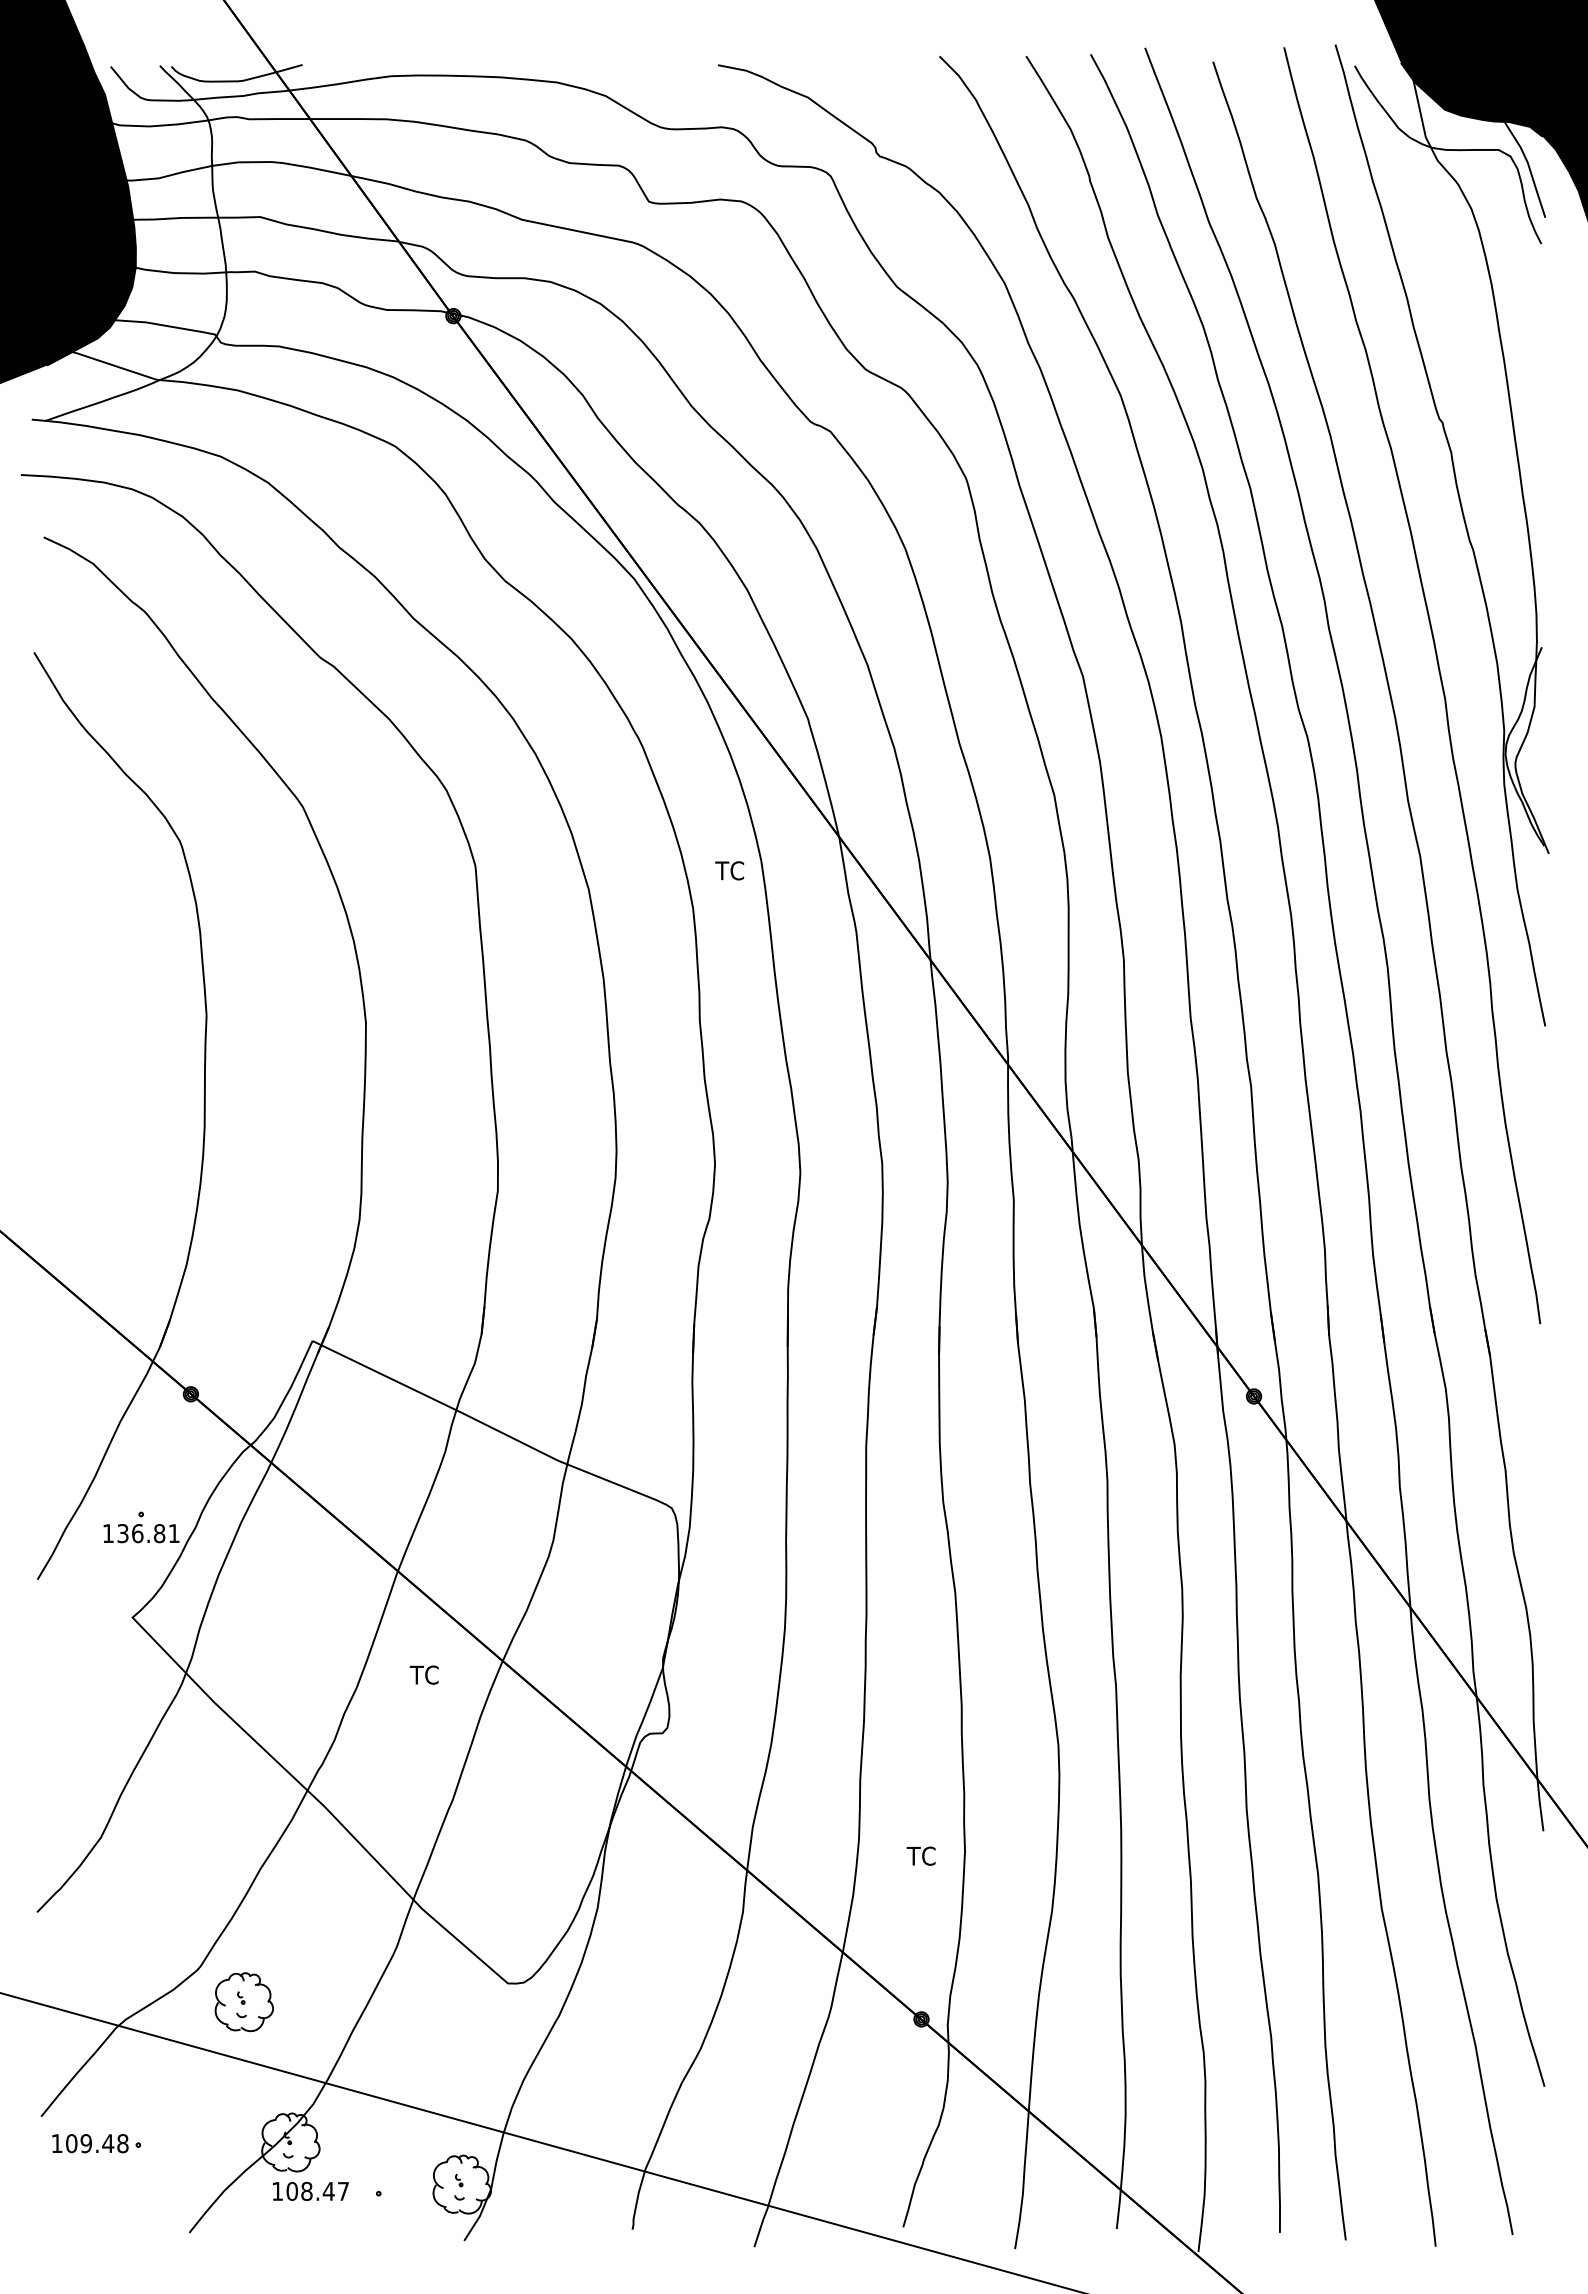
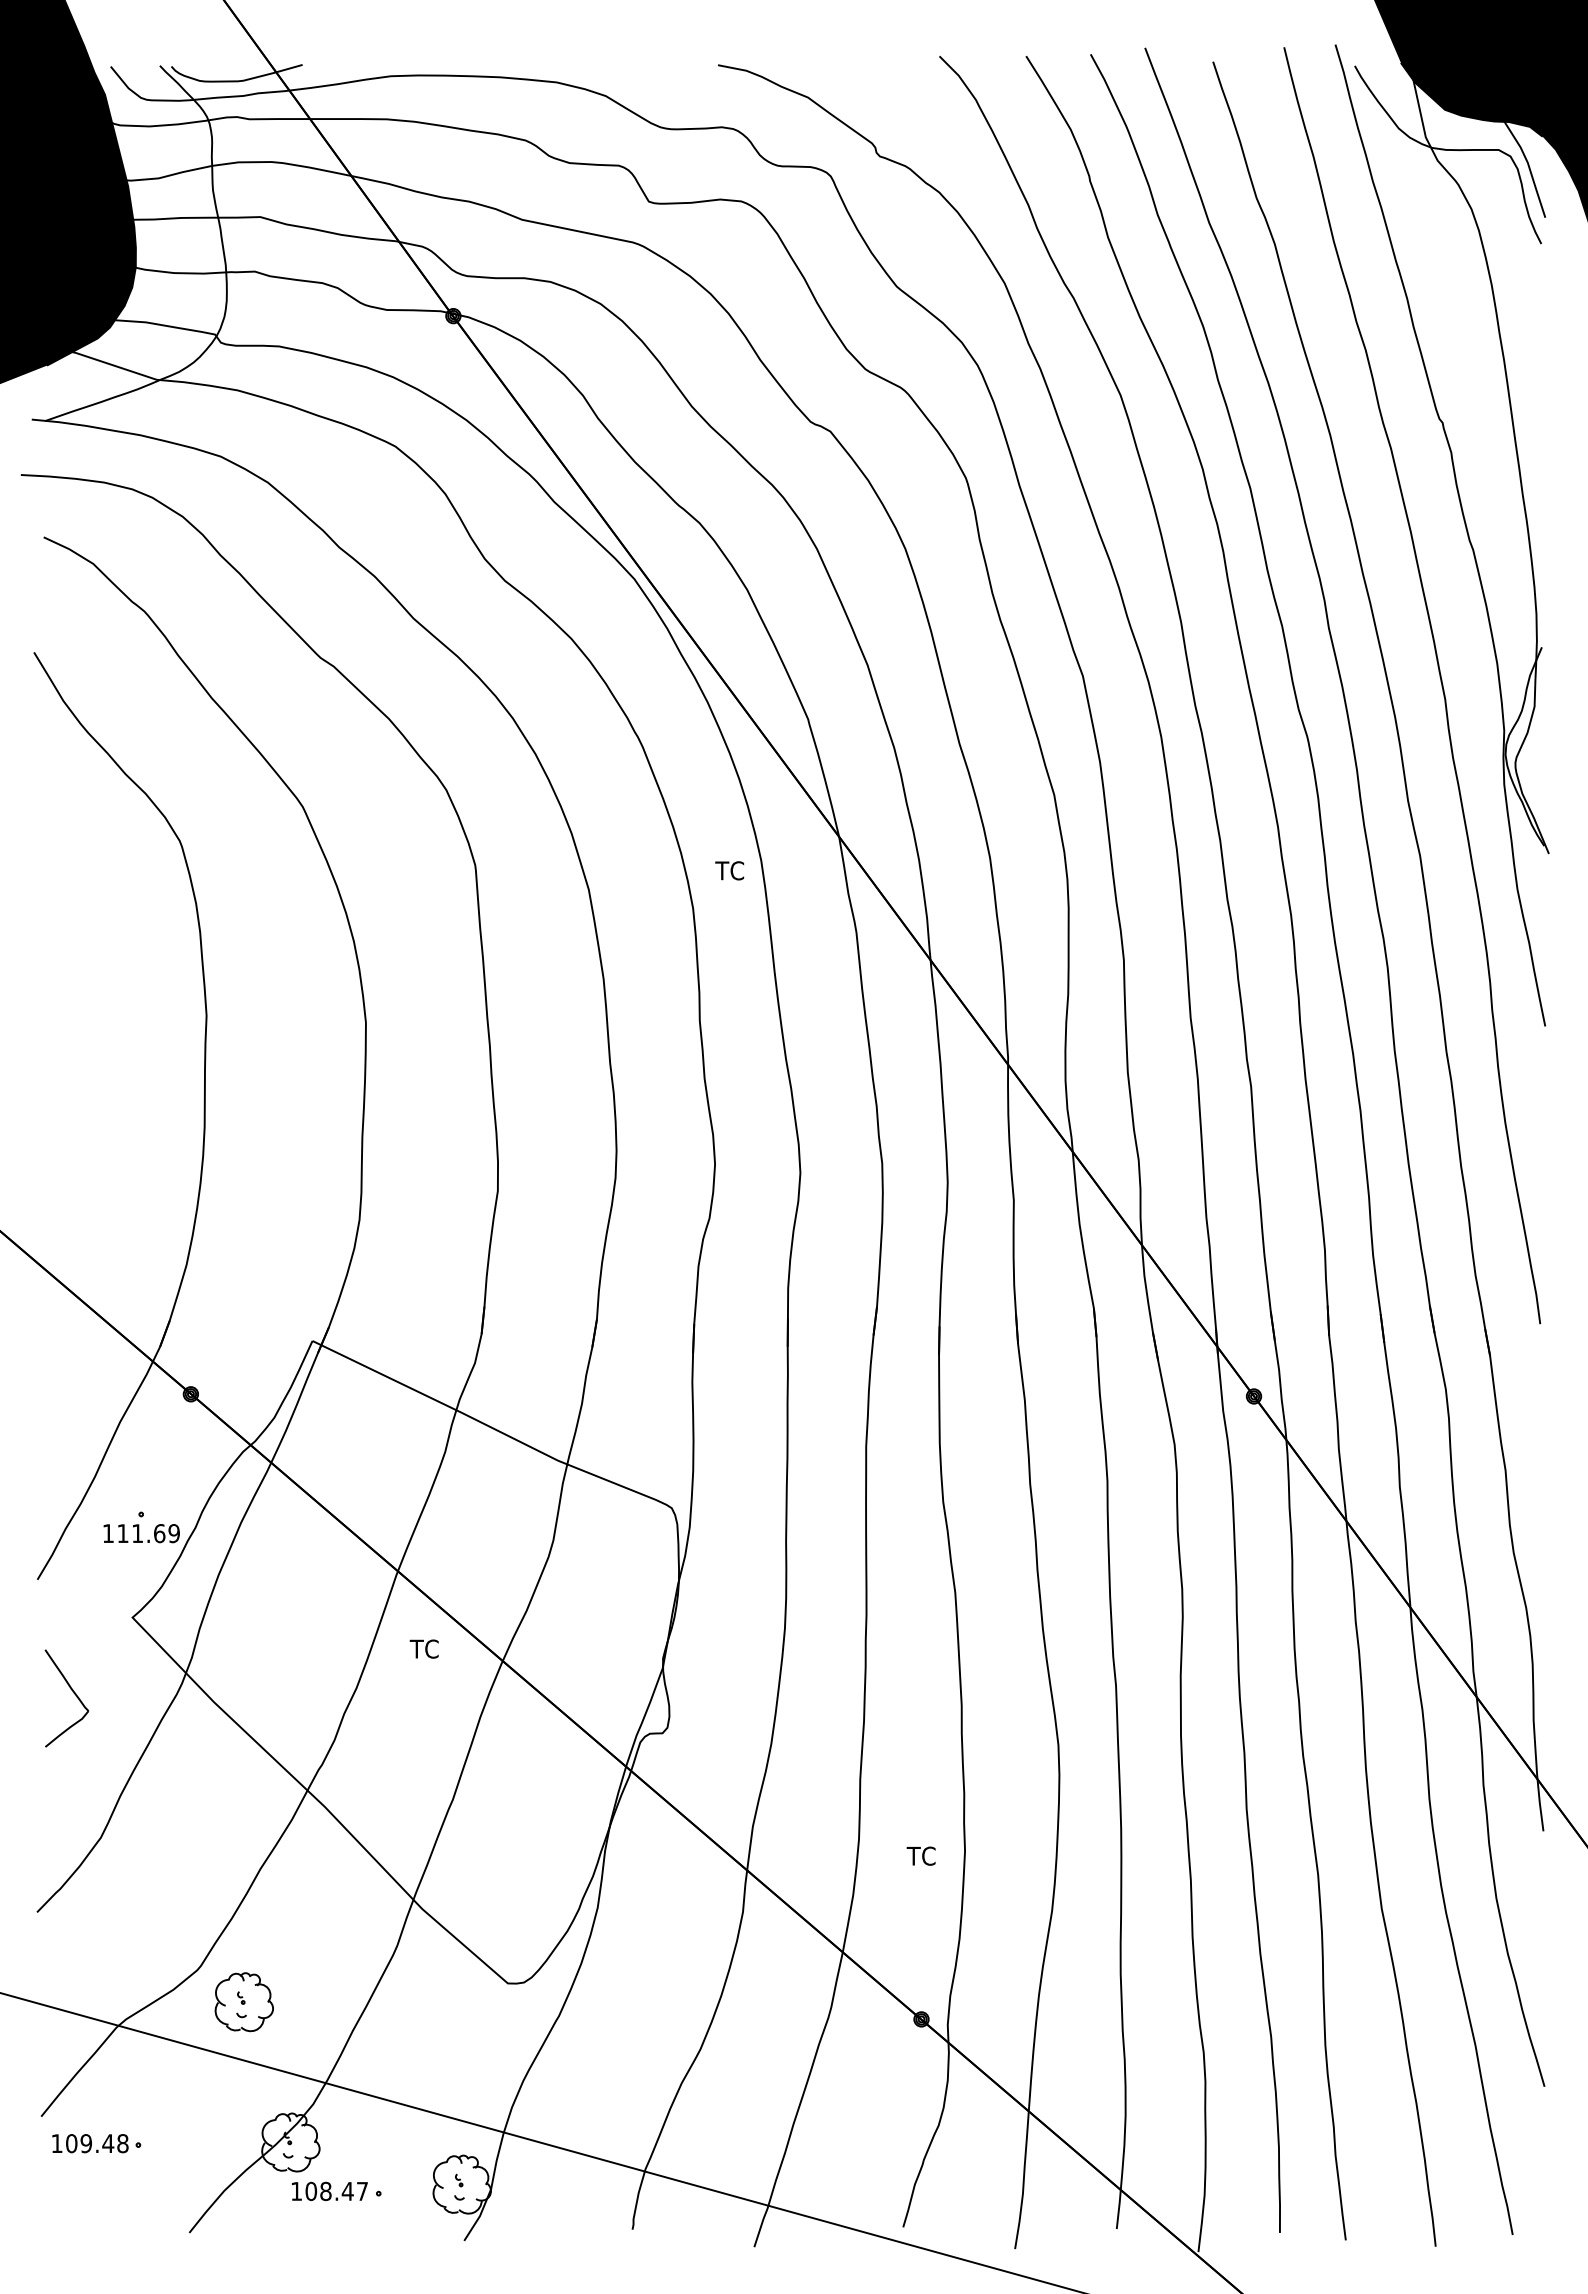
text: 136.81 -> 111.69 (148, 1533)
text position: (423, 1674) -> (423, 1648) (423, 1648)
part: none -> present (73, 1693)
text position: (310, 2190) -> (329, 2190) (329, 2190)
